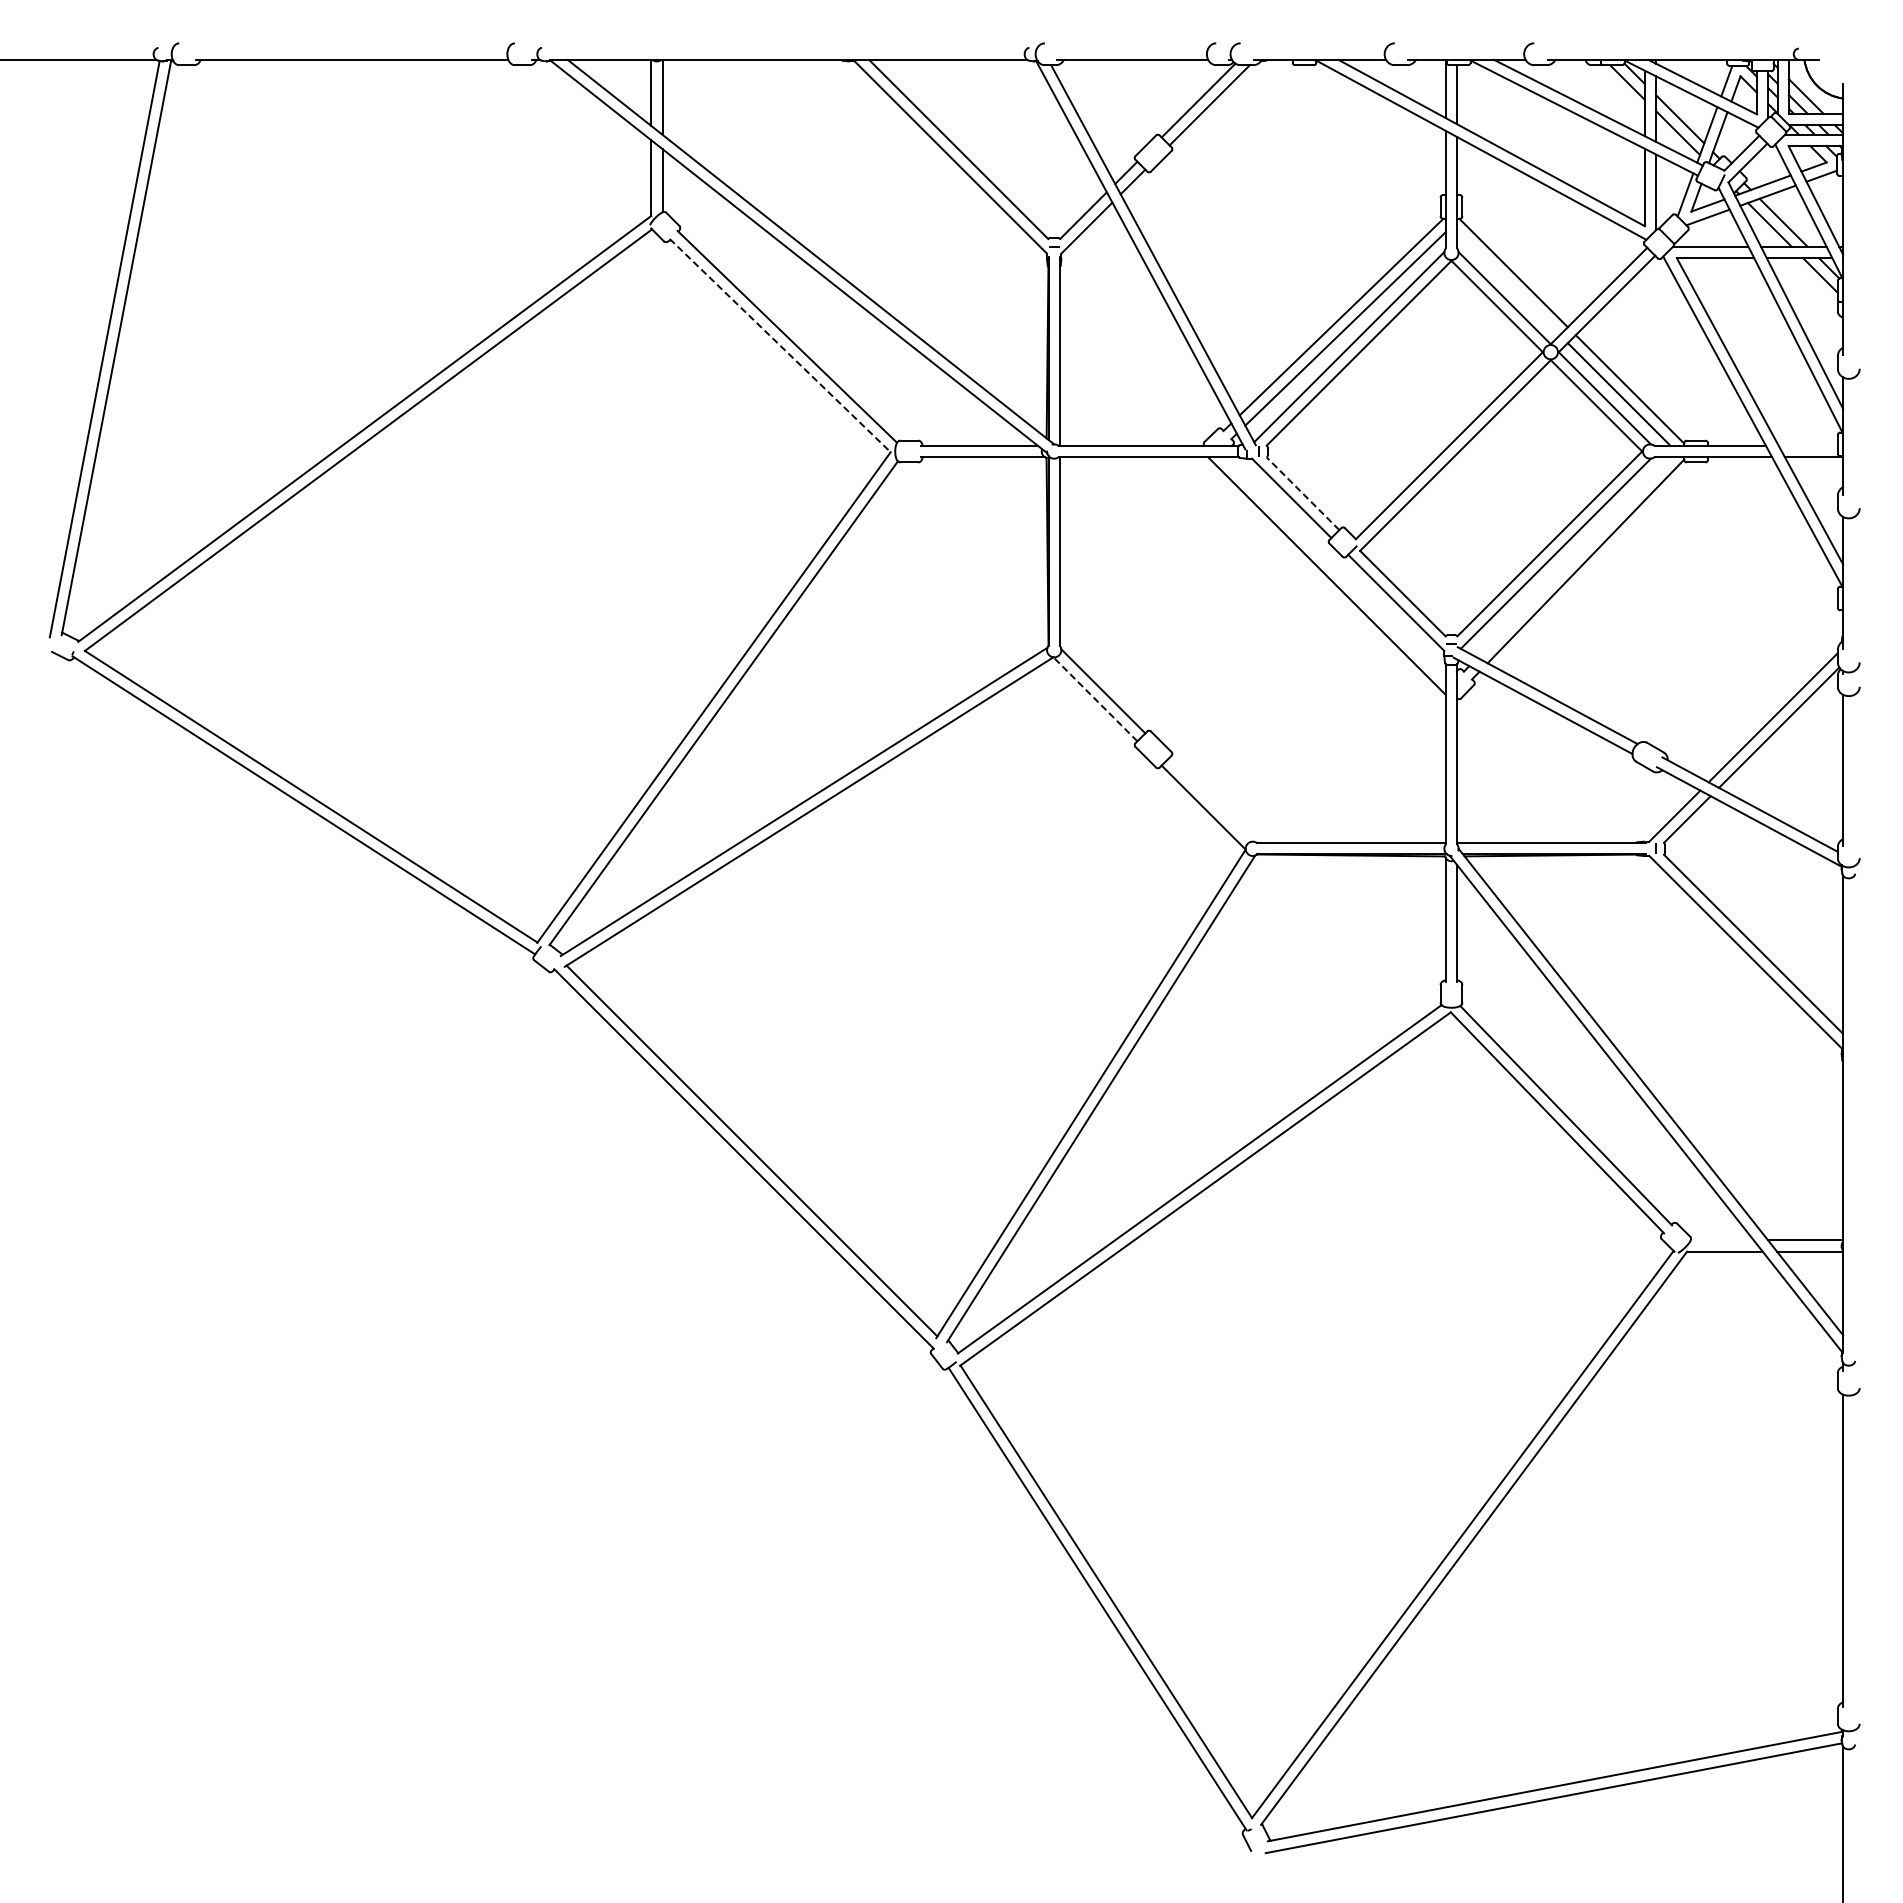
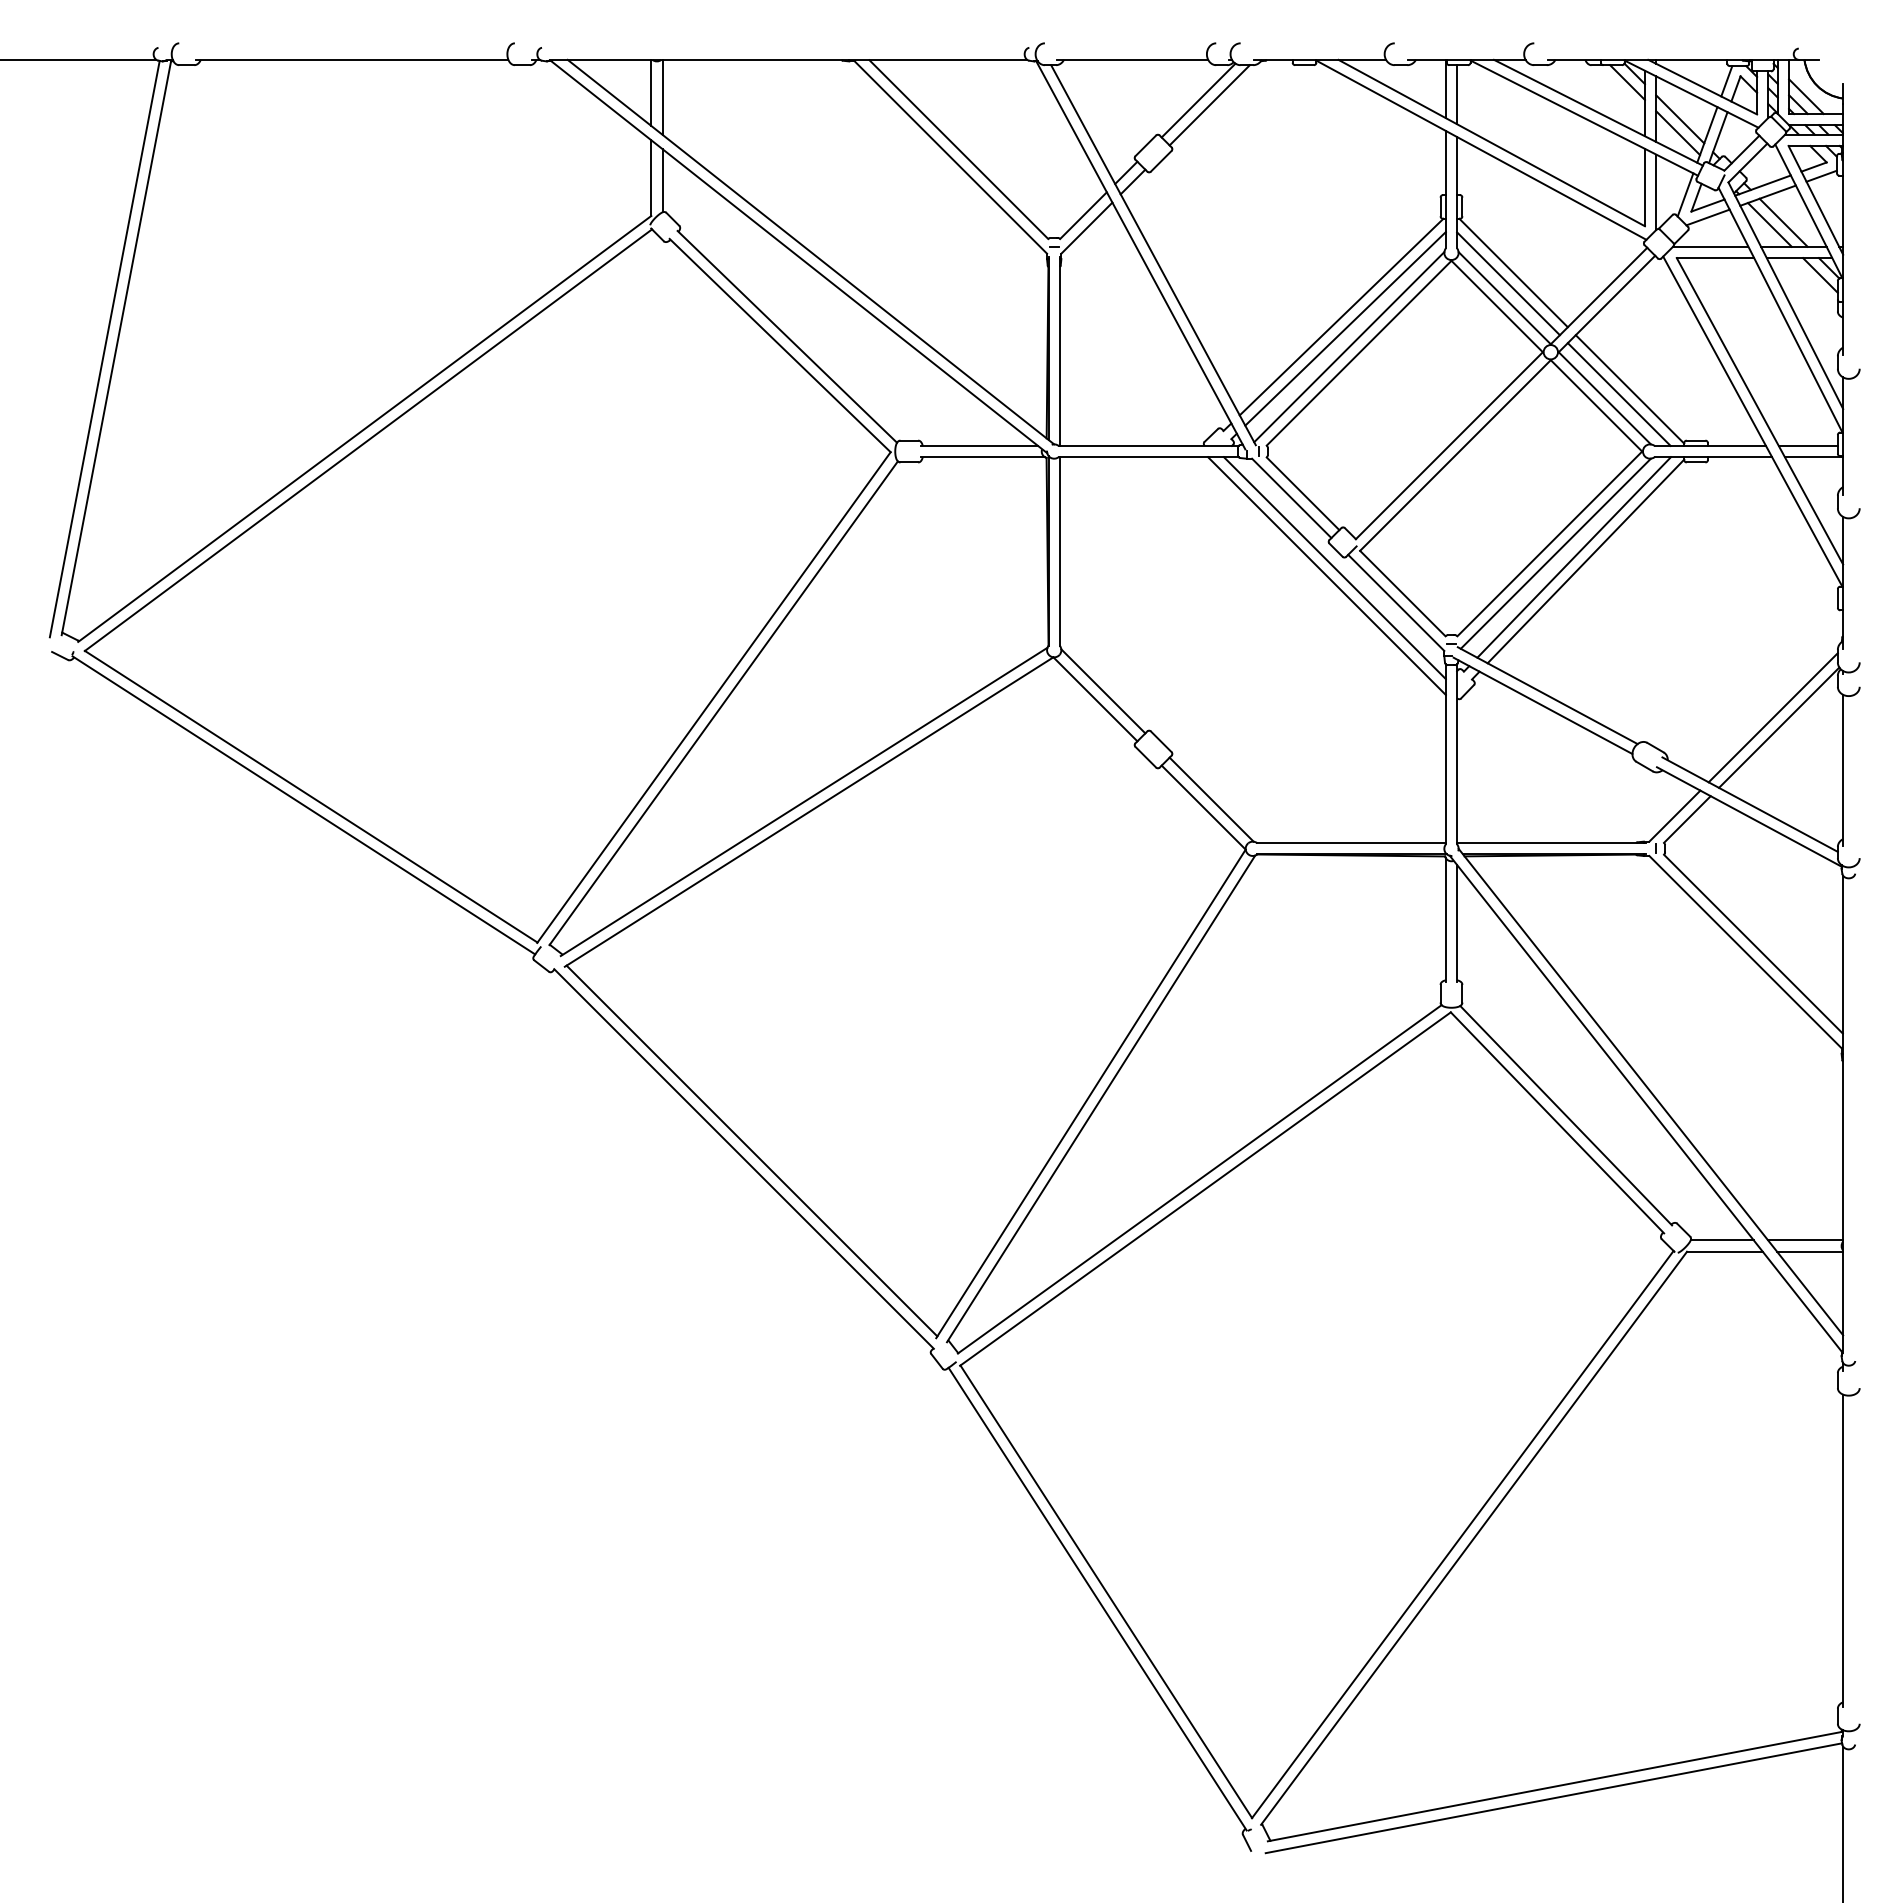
line: none -> present (1508, 283)
line: dashed -> solid (780, 345)
line: none -> present (1807, 445)
line: dashed -> solid (1302, 493)
line: none -> present (1573, 557)
line: none -> present (1334, 568)
line: dashed -> solid (1095, 698)
line: none -> present (1211, 799)
line: none -> present (1721, 1240)
